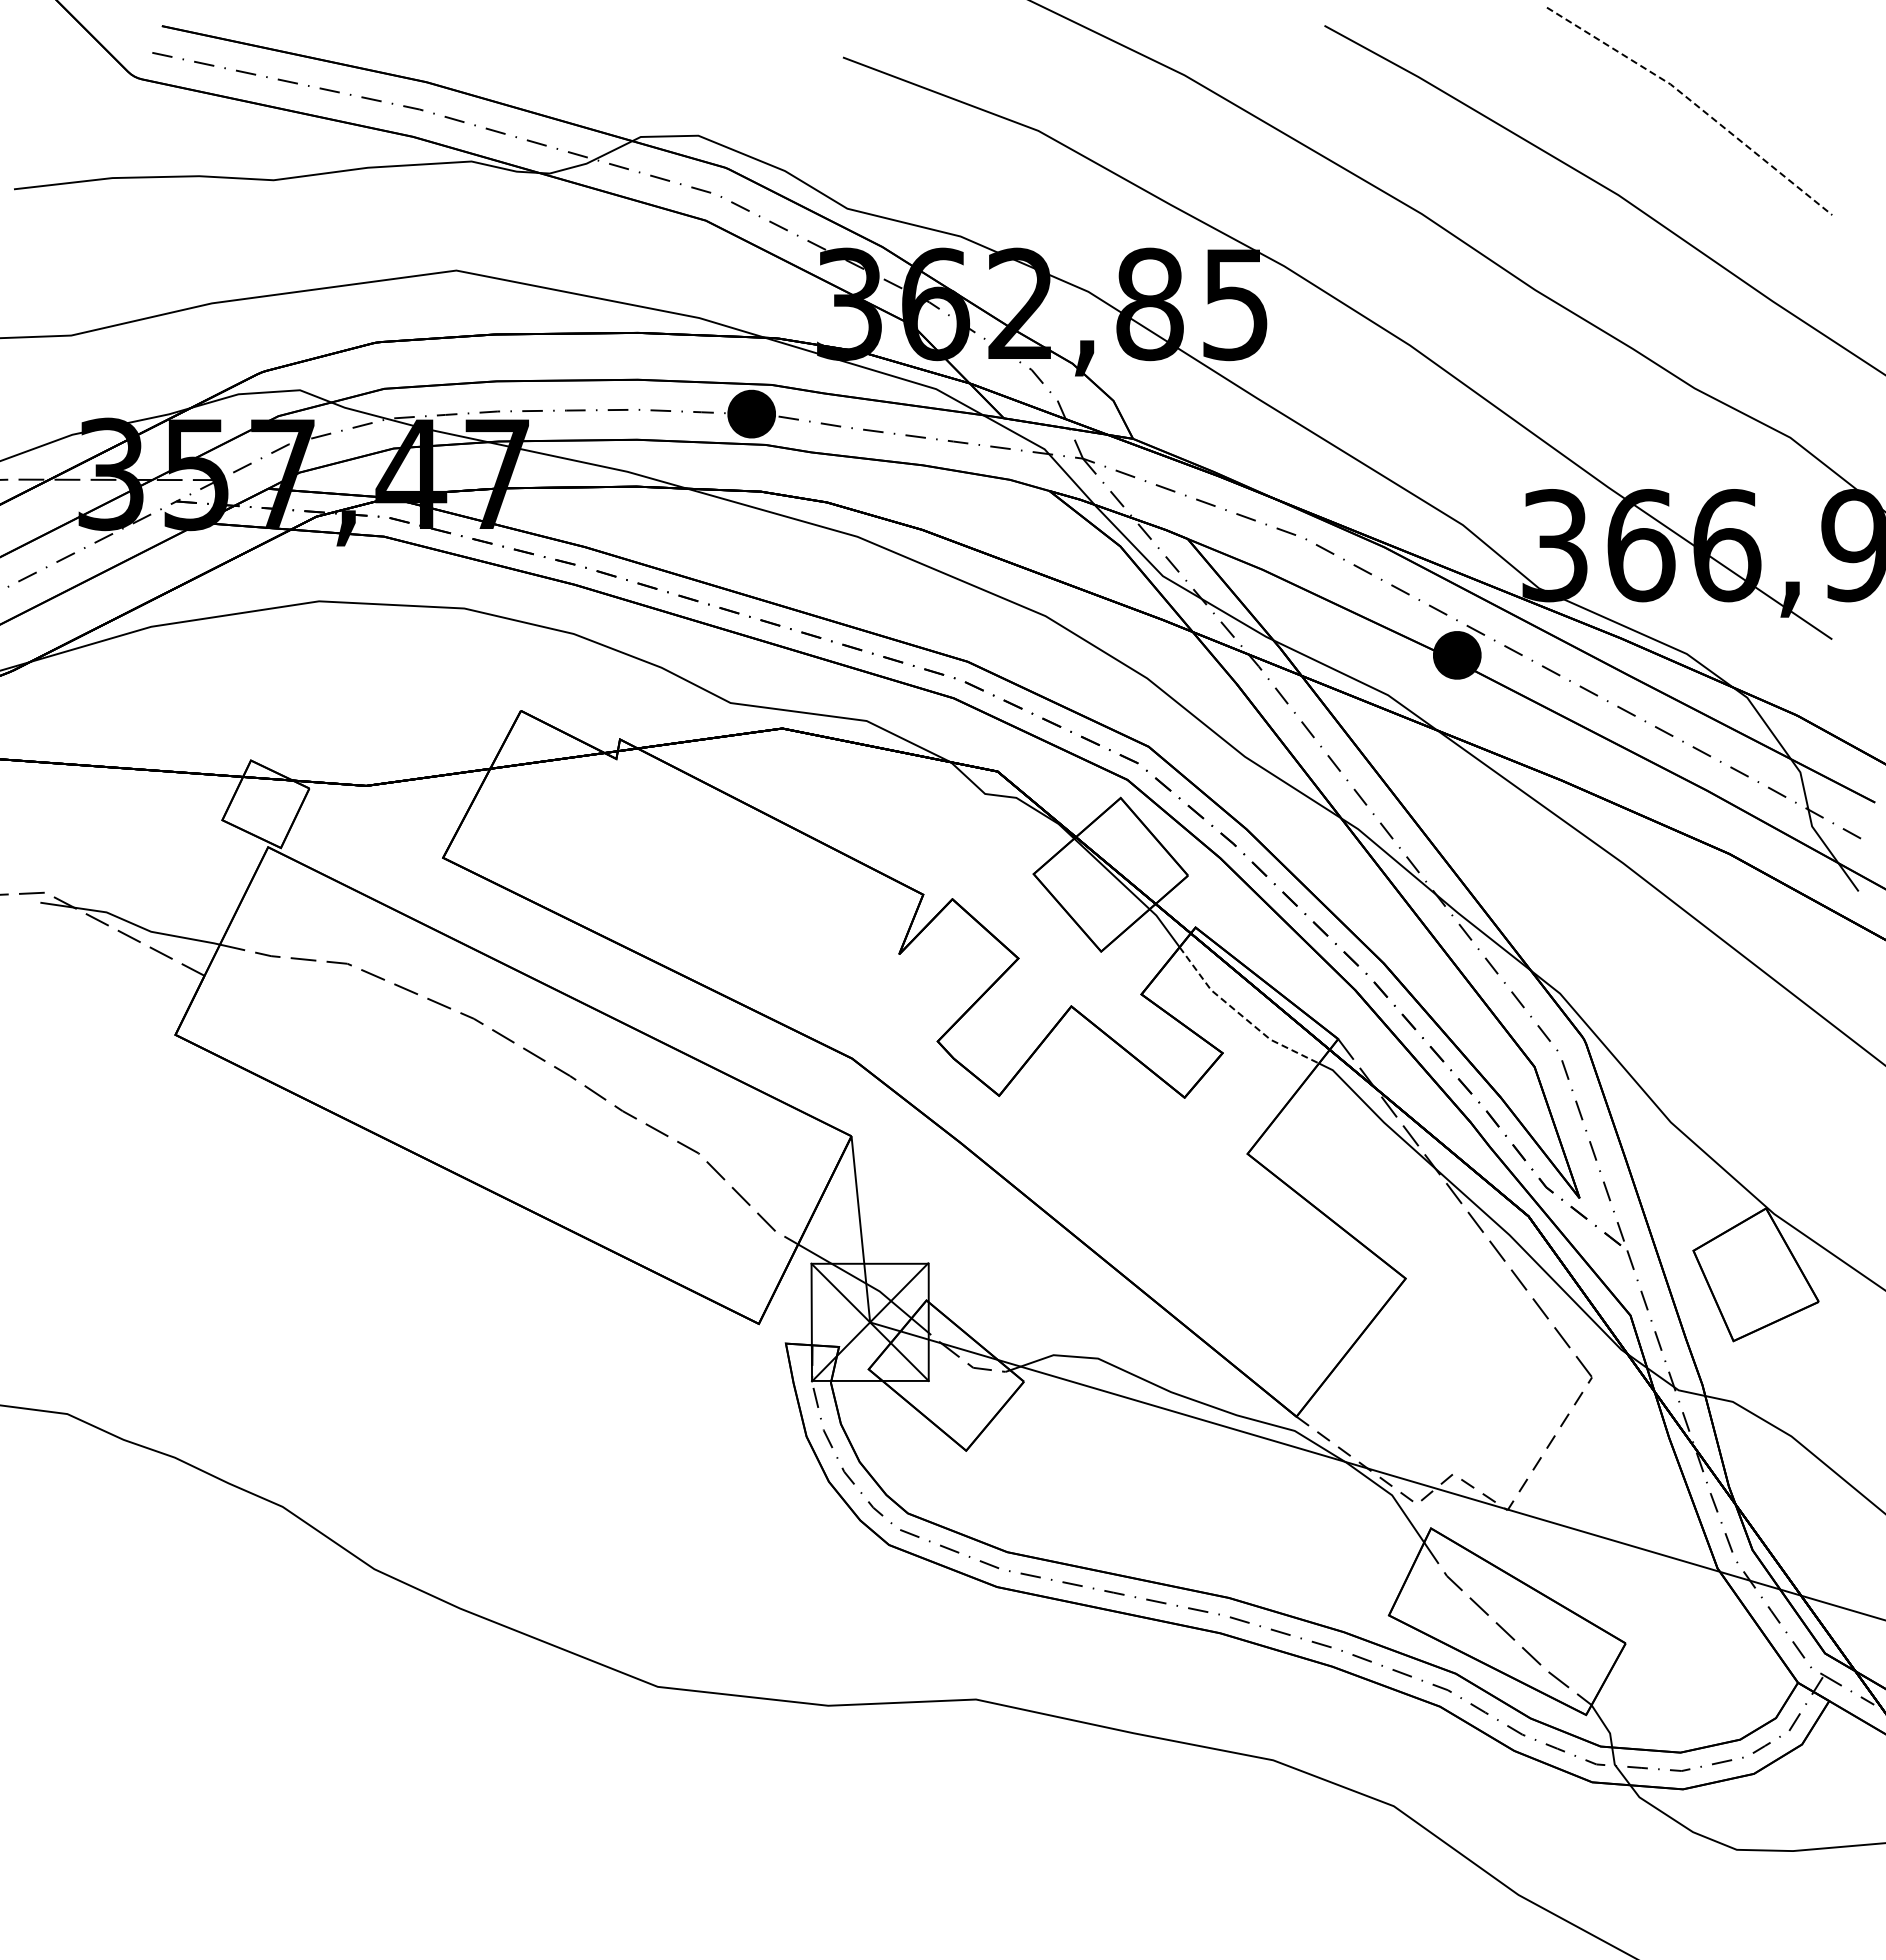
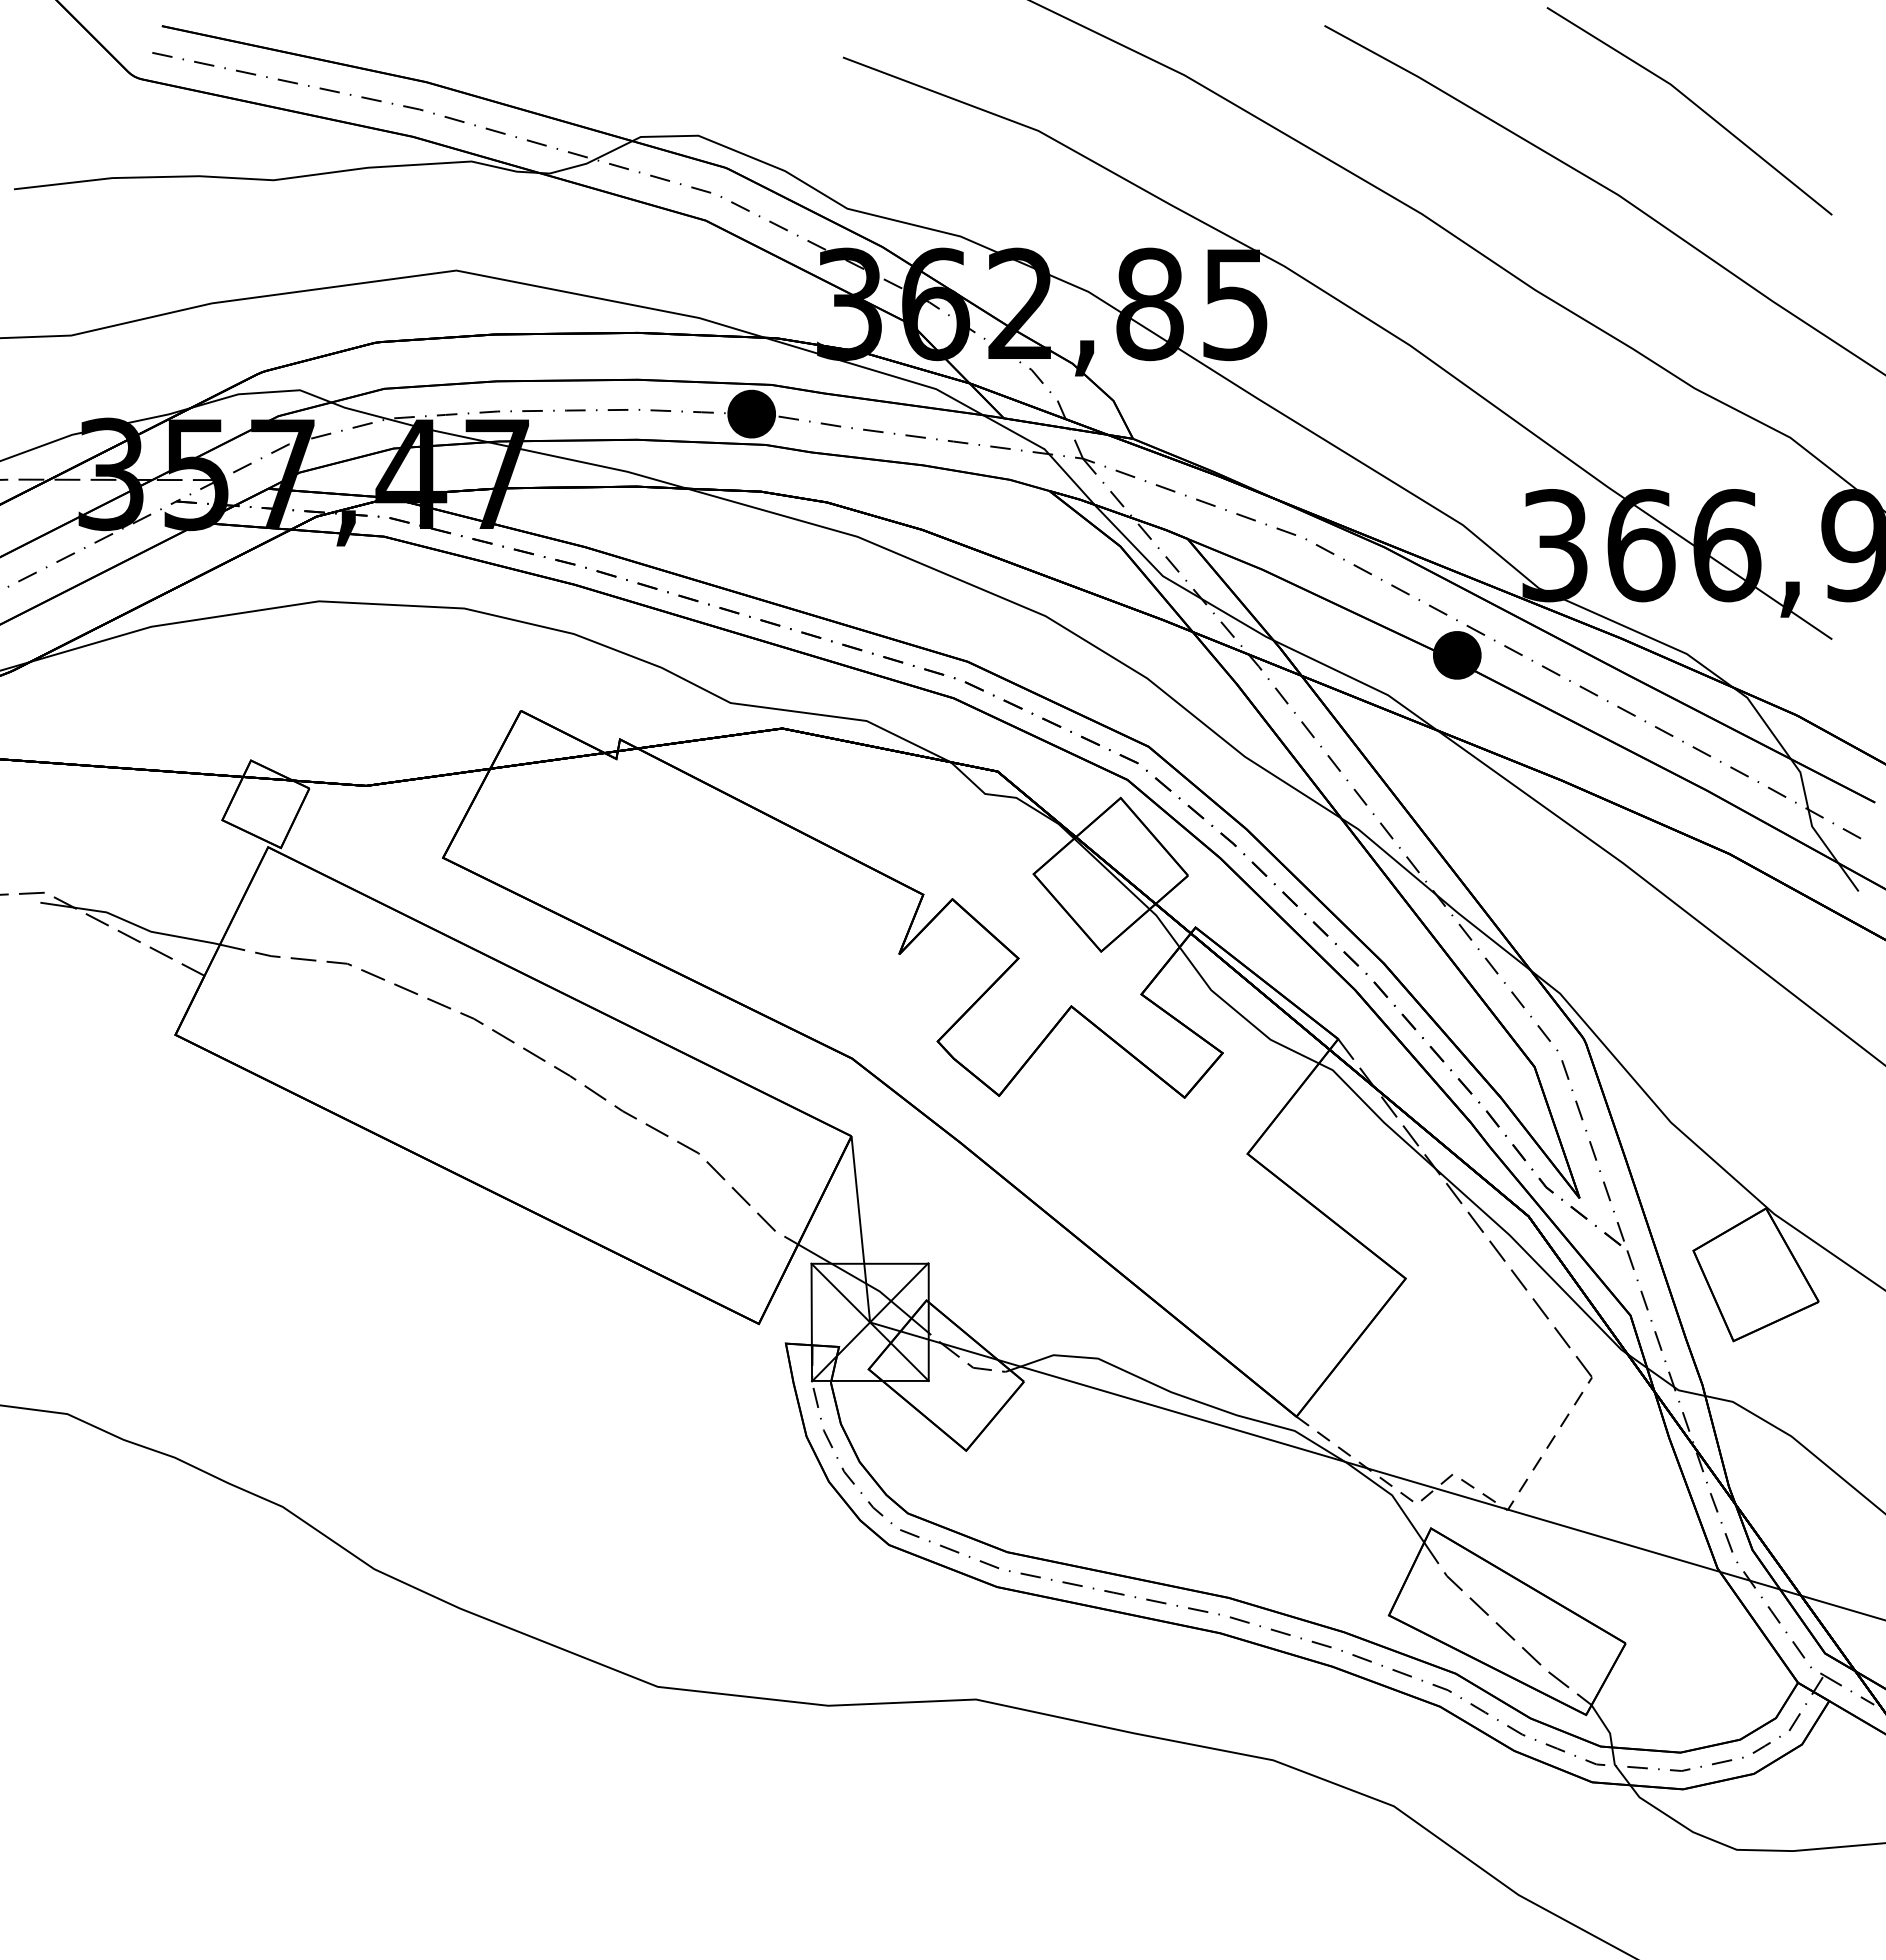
line: dashed -> solid (1694, 103)
line: dashed -> solid (1240, 1014)
